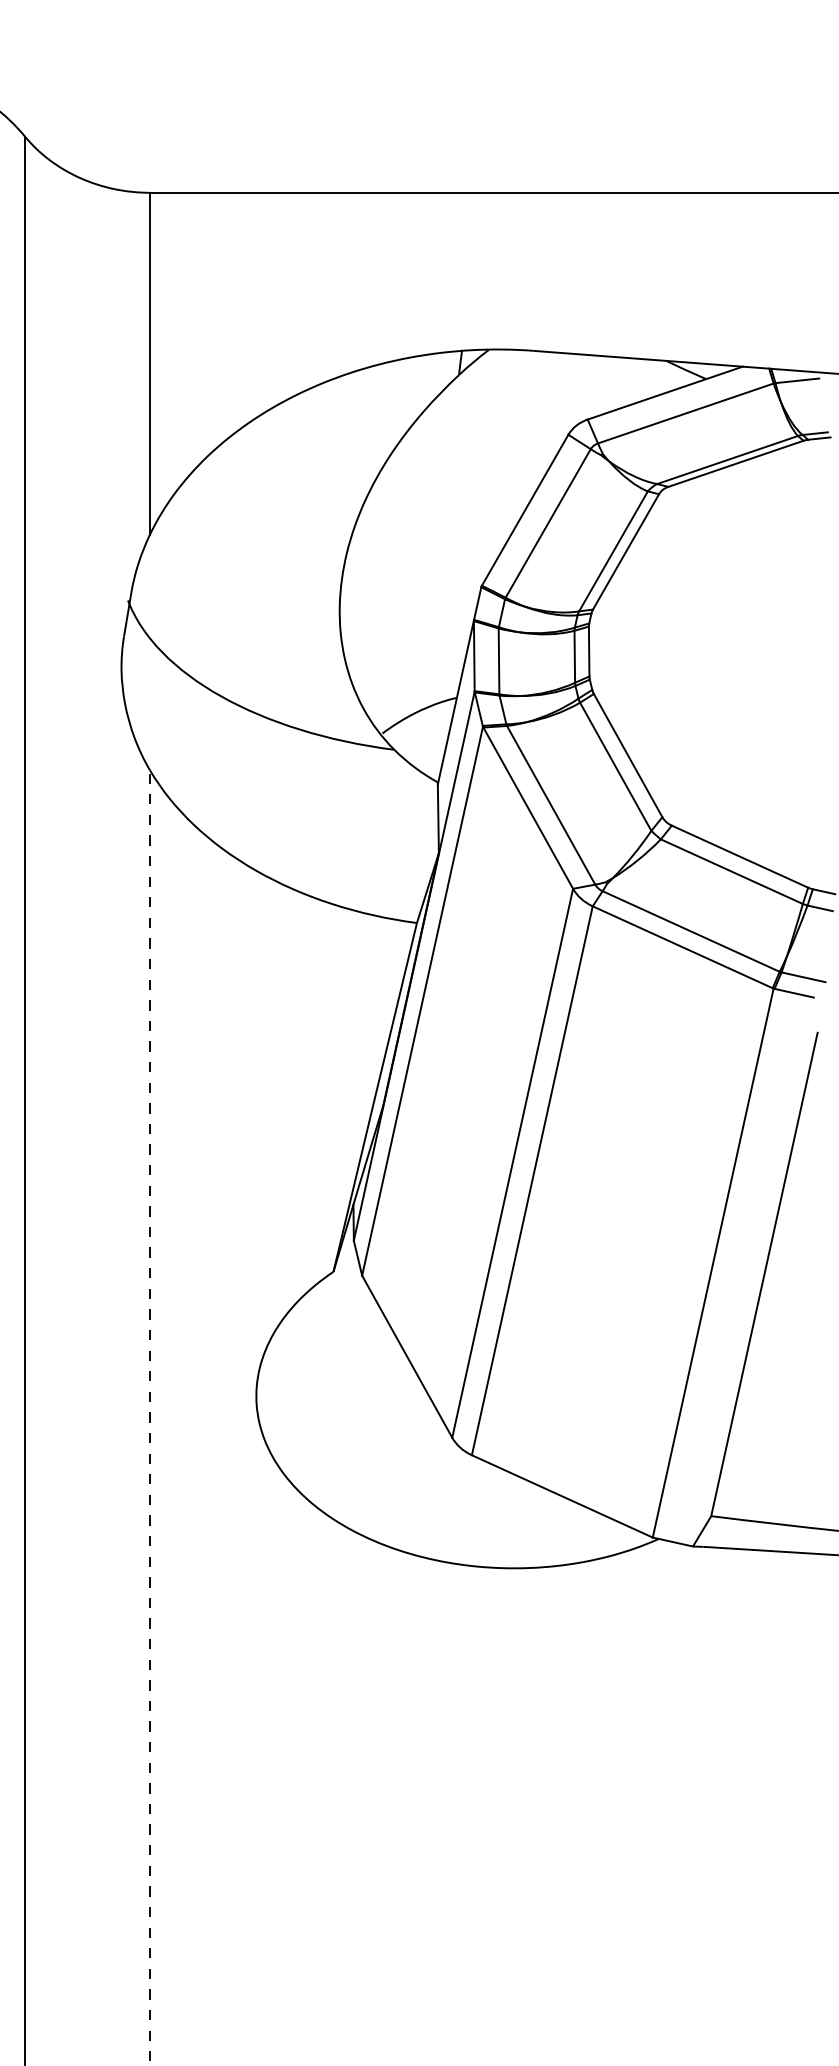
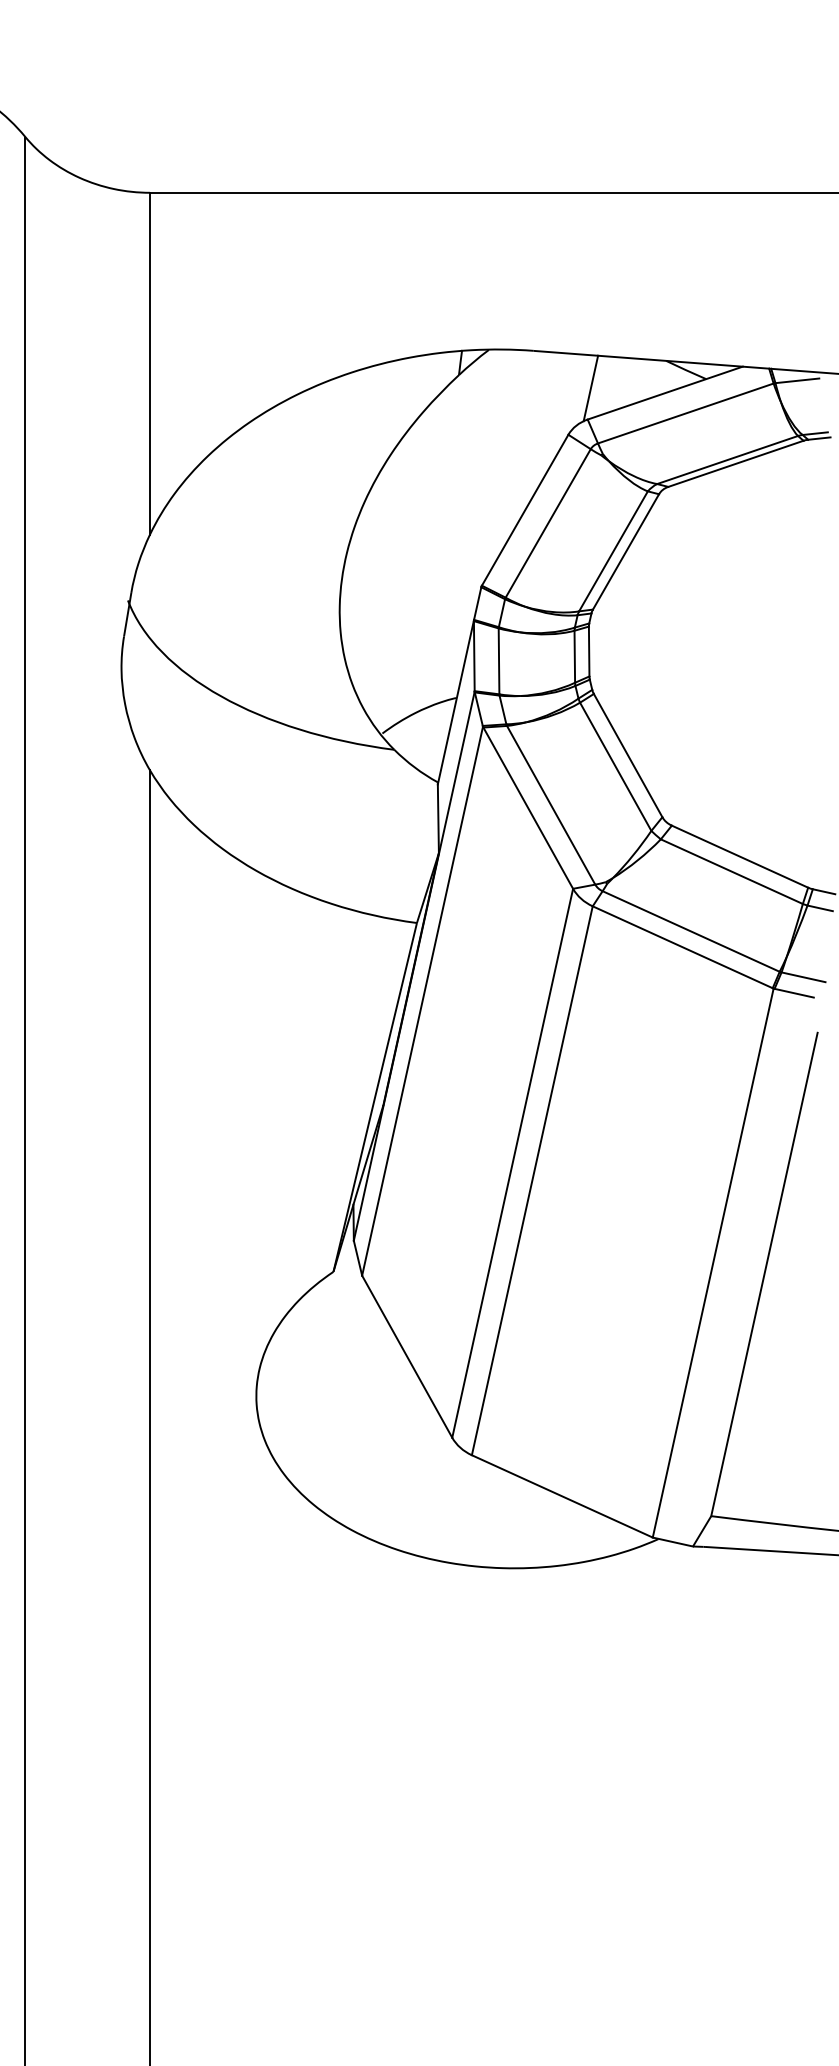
line: none -> present (590, 388)
line: dashed -> solid (150, 1417)
